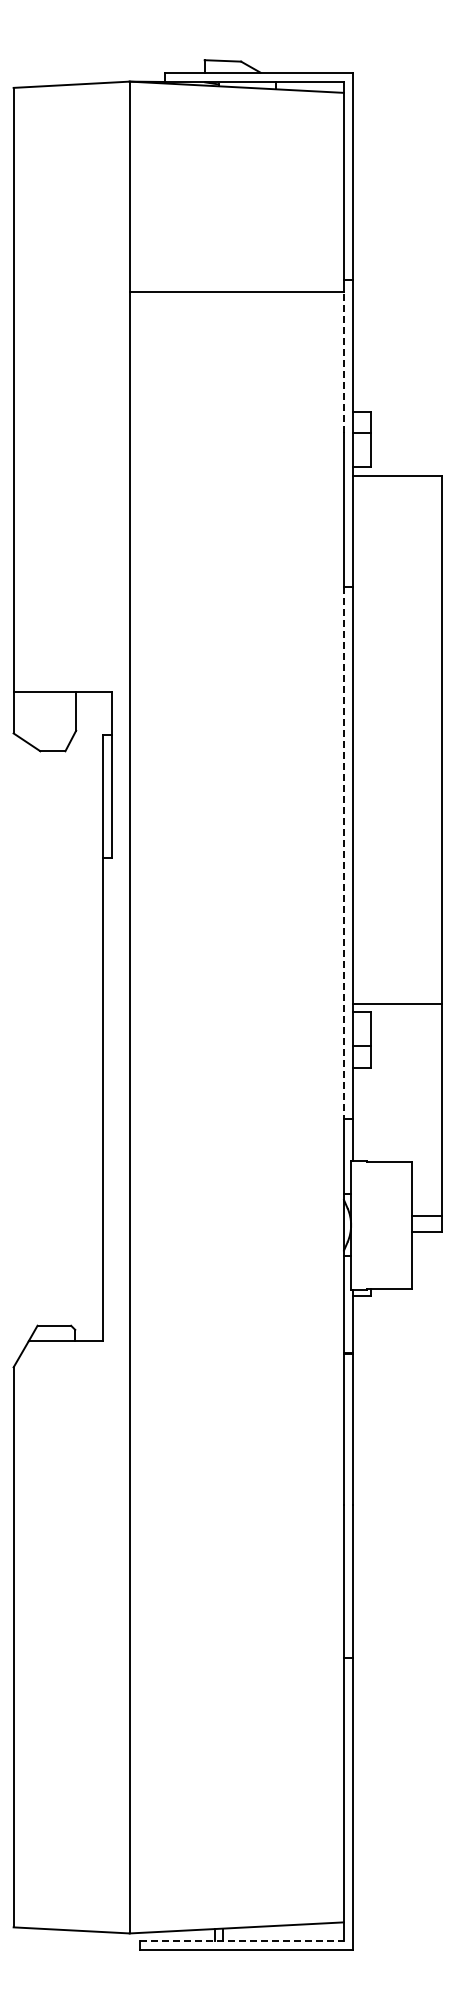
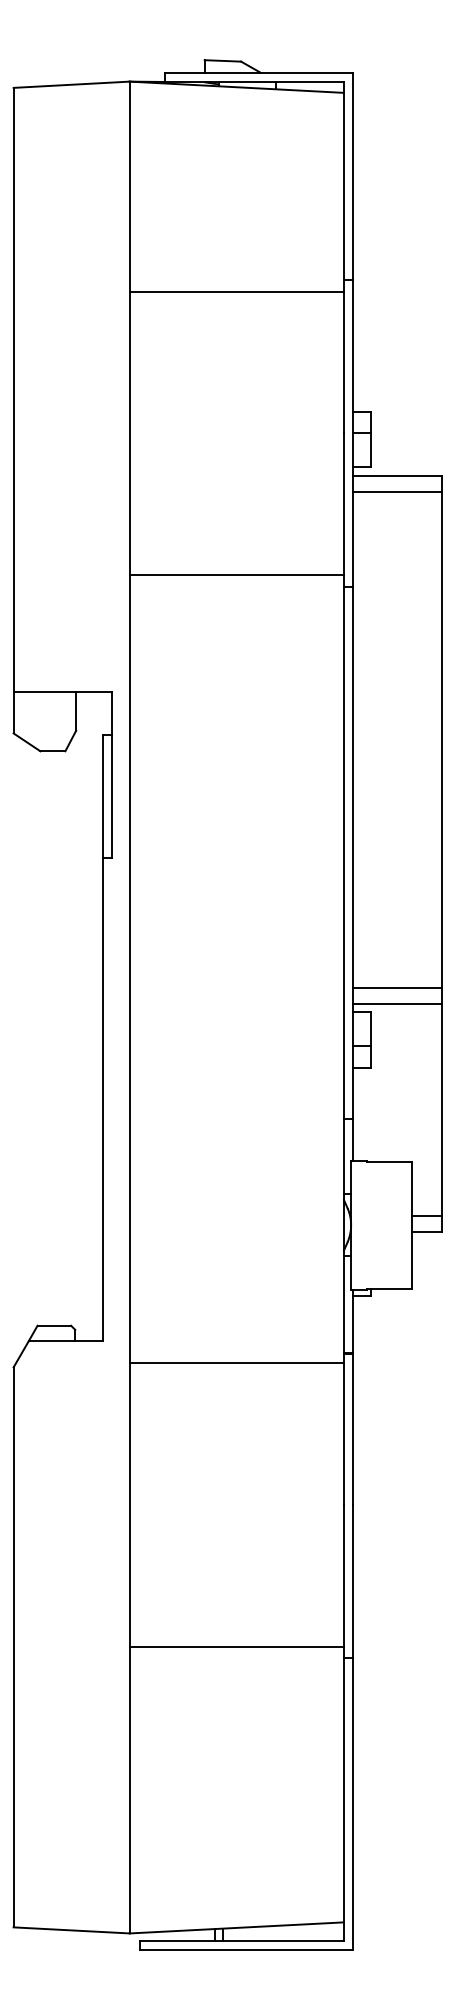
line: dashed -> solid (344, 362)
line: none -> present (397, 492)
line: none -> present (236, 575)
line: dashed -> solid (344, 853)
line: none -> present (397, 987)
line: none -> present (236, 1363)
line: none -> present (236, 1646)
line: dashed -> solid (242, 1940)
